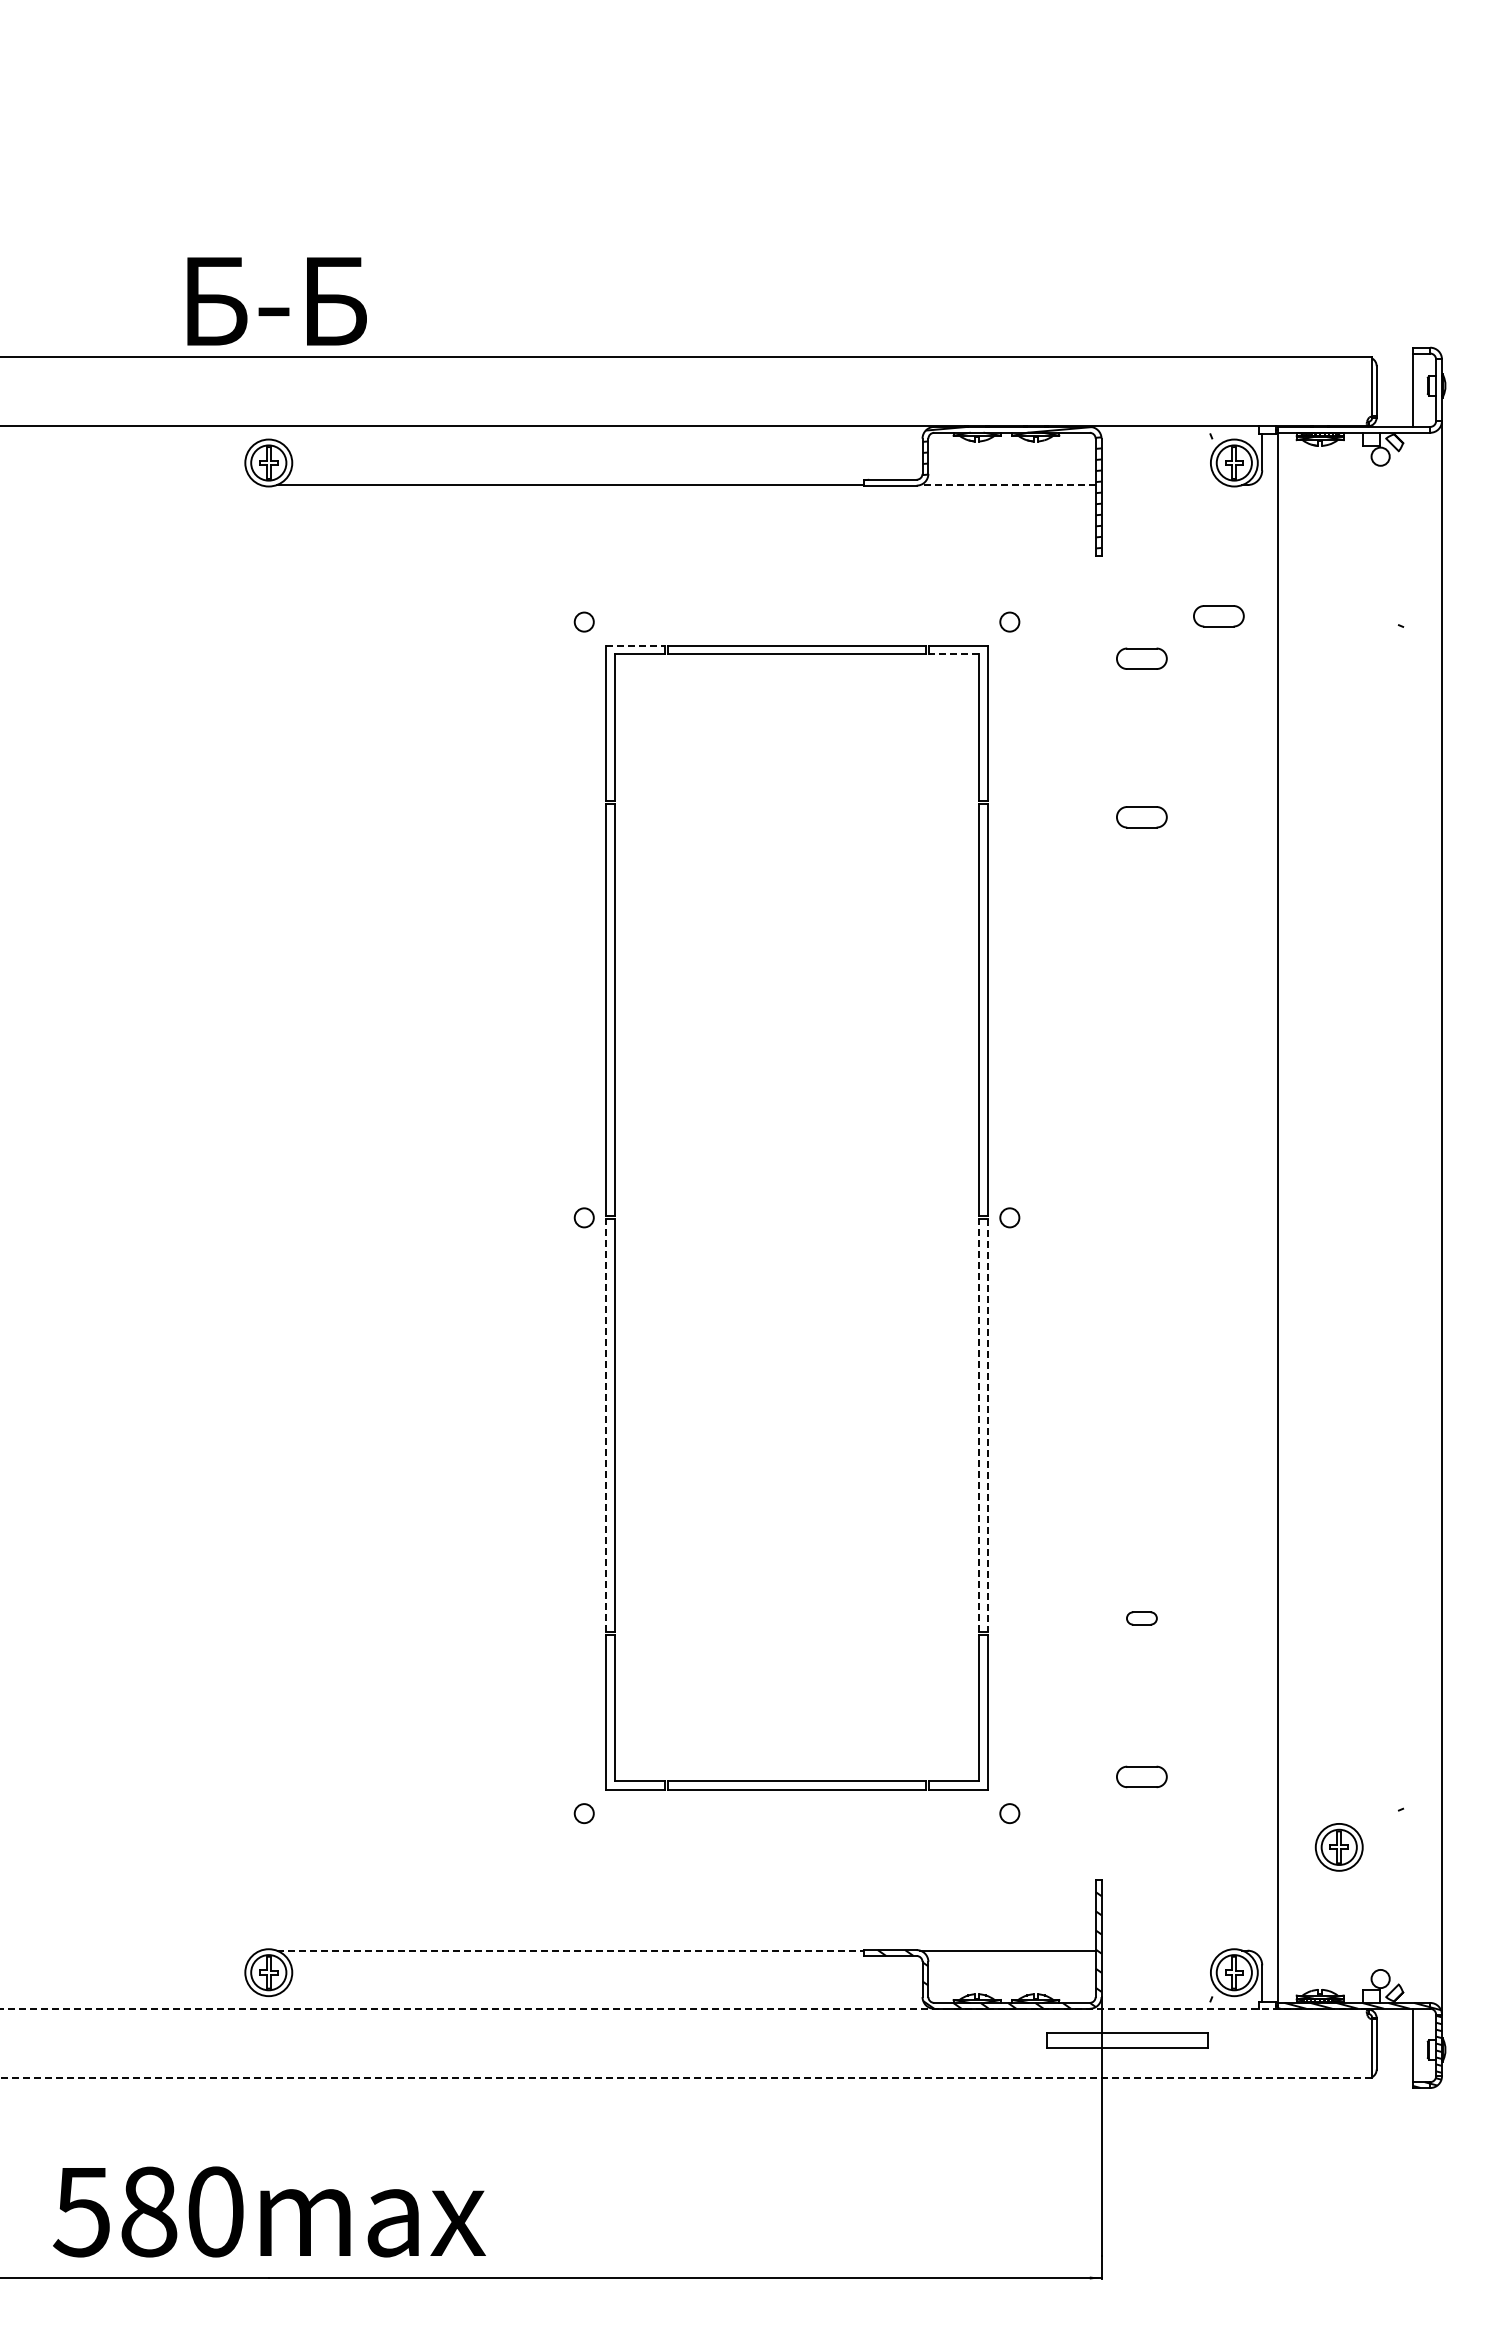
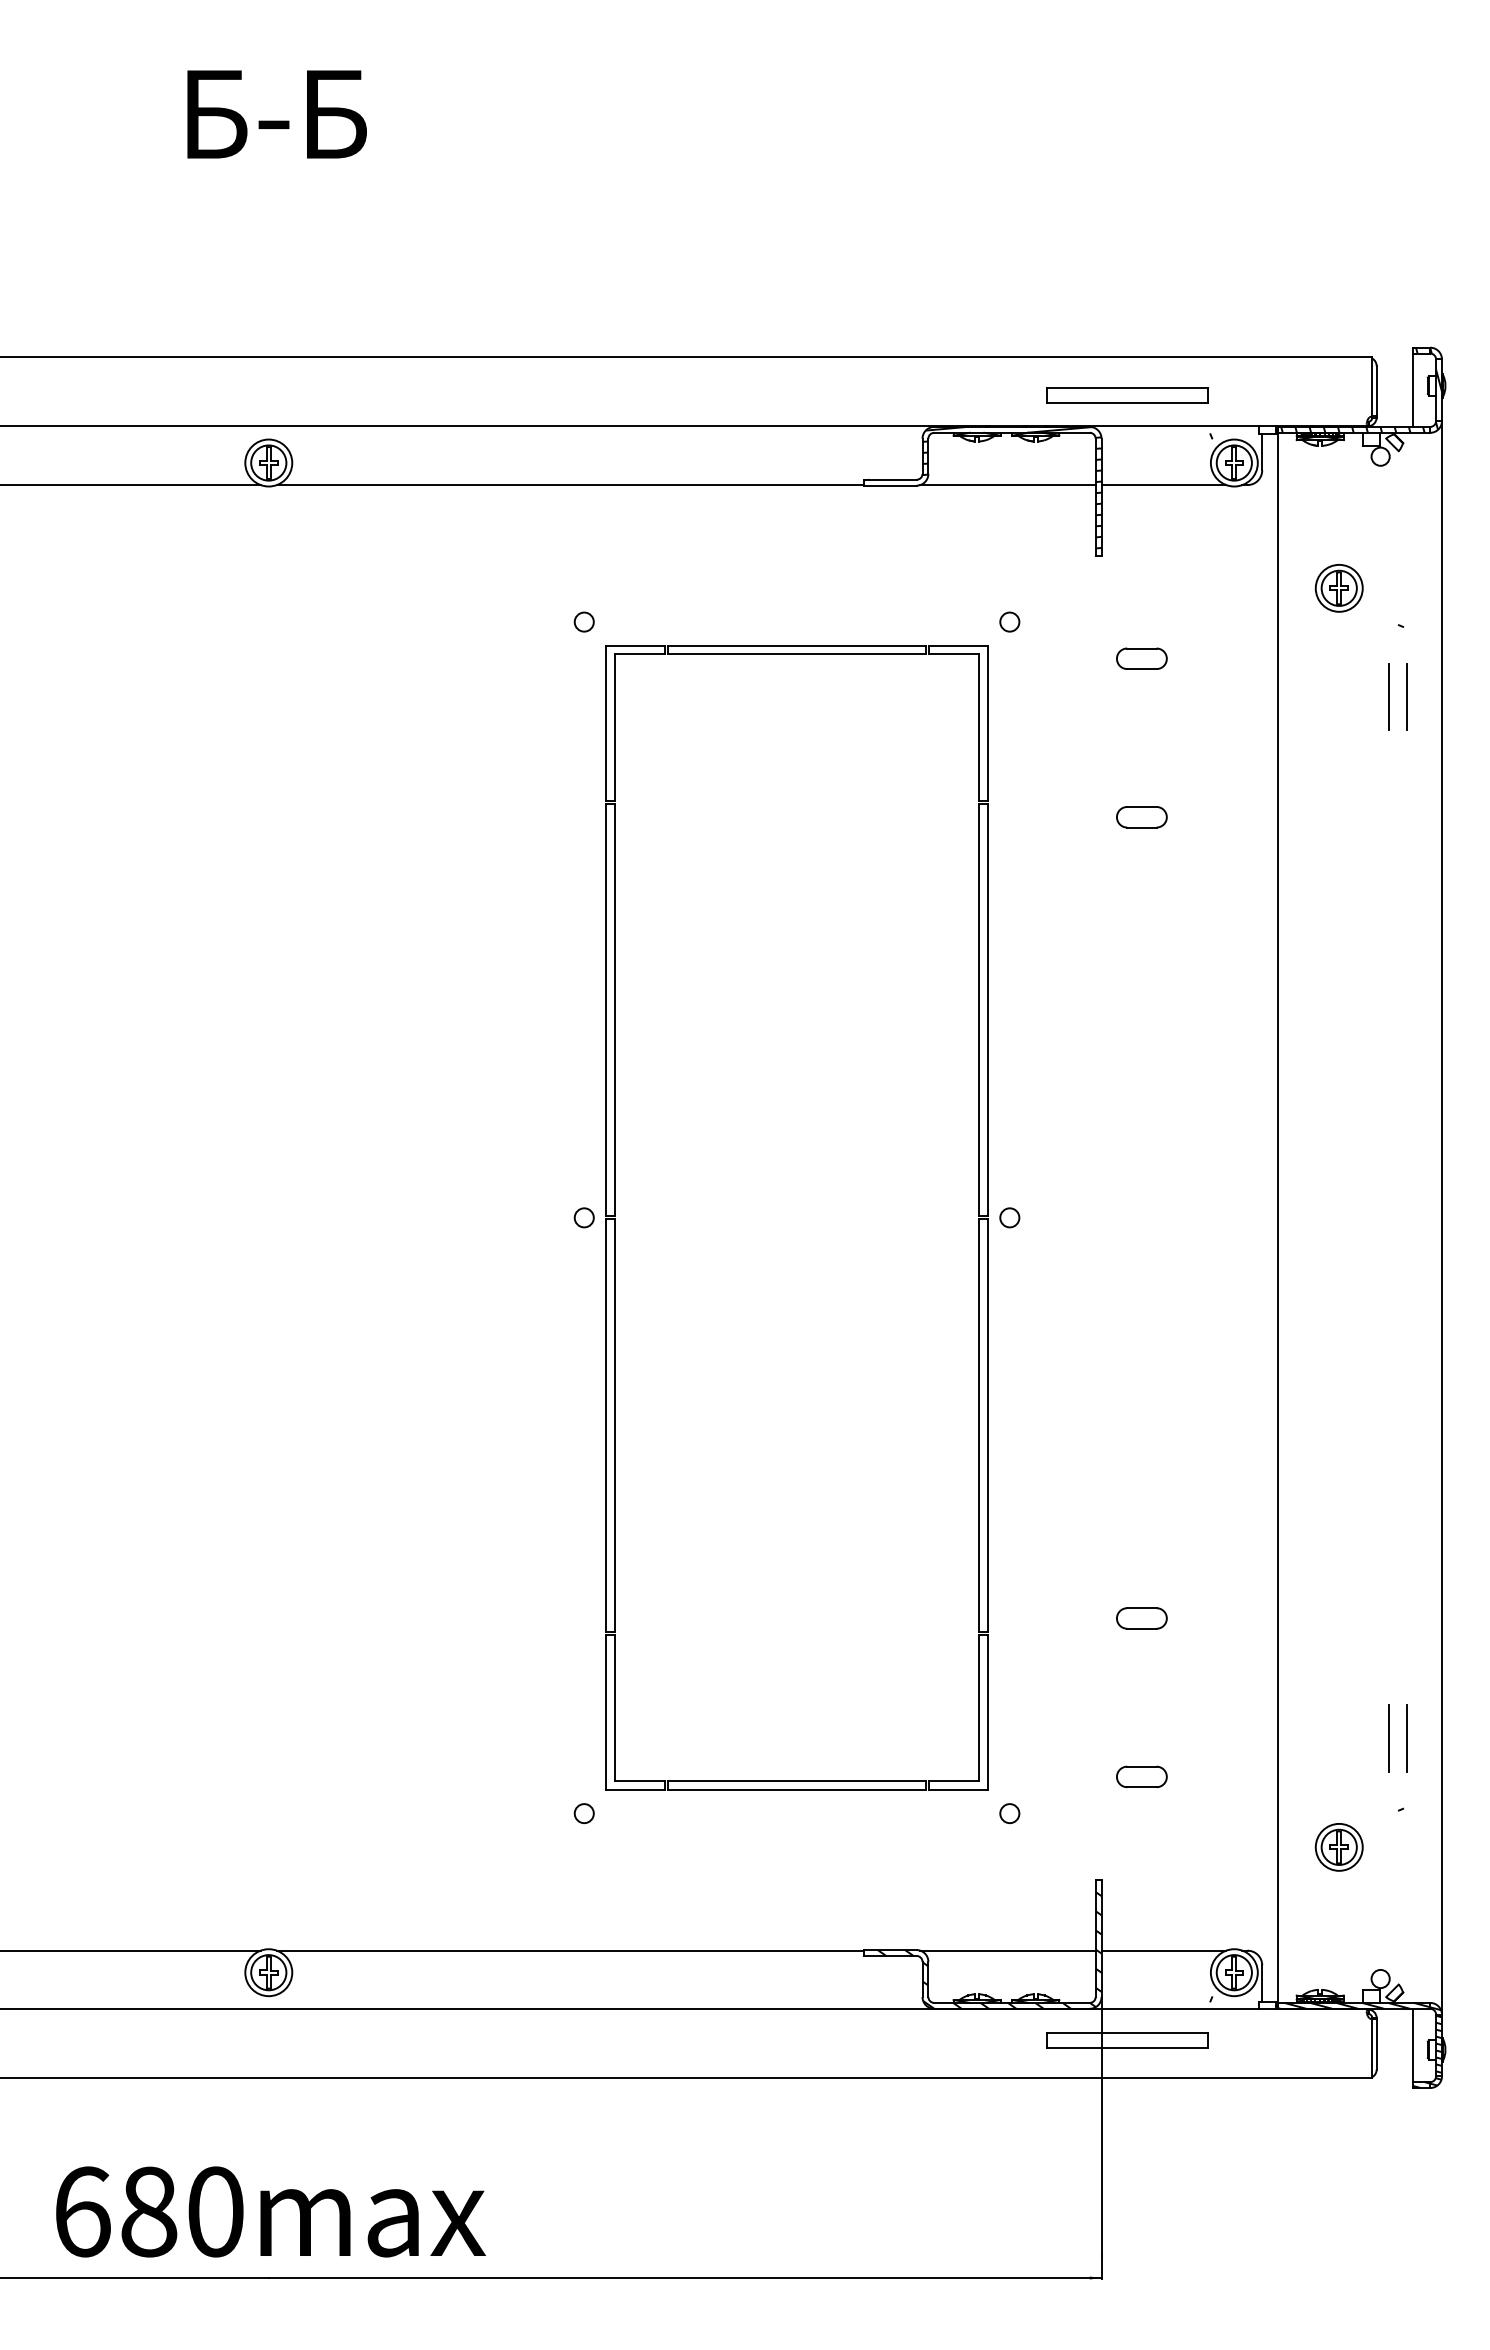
text position: (276, 301) -> (276, 114) (276, 114)
hatch: none -> present (1361, 389)
part: none -> present (1127, 395)
line: none -> present (131, 485)
line: dashed -> solid (1007, 485)
line: none -> present (1163, 485)
part: none -> present (1338, 588)
part: present -> none (1218, 616)
line: dashed -> solid (636, 645)
line: dashed -> solid (954, 654)
line: none -> present (1389, 696)
line: none -> present (1406, 696)
line: dashed -> solid (606, 1425)
line: dashed -> solid (979, 1425)
line: dashed -> solid (987, 1426)
part size: 32x15 px -> 52x23 px (1141, 1618)
line: none -> present (1389, 1738)
line: none -> present (1406, 1738)
line: none -> present (131, 1950)
line: dashed -> solid (570, 1950)
line: none -> present (1163, 1950)
line: dashed -> solid (684, 2009)
line: dashed -> solid (686, 2078)
text: 580max -> 680max (81, 2211)
